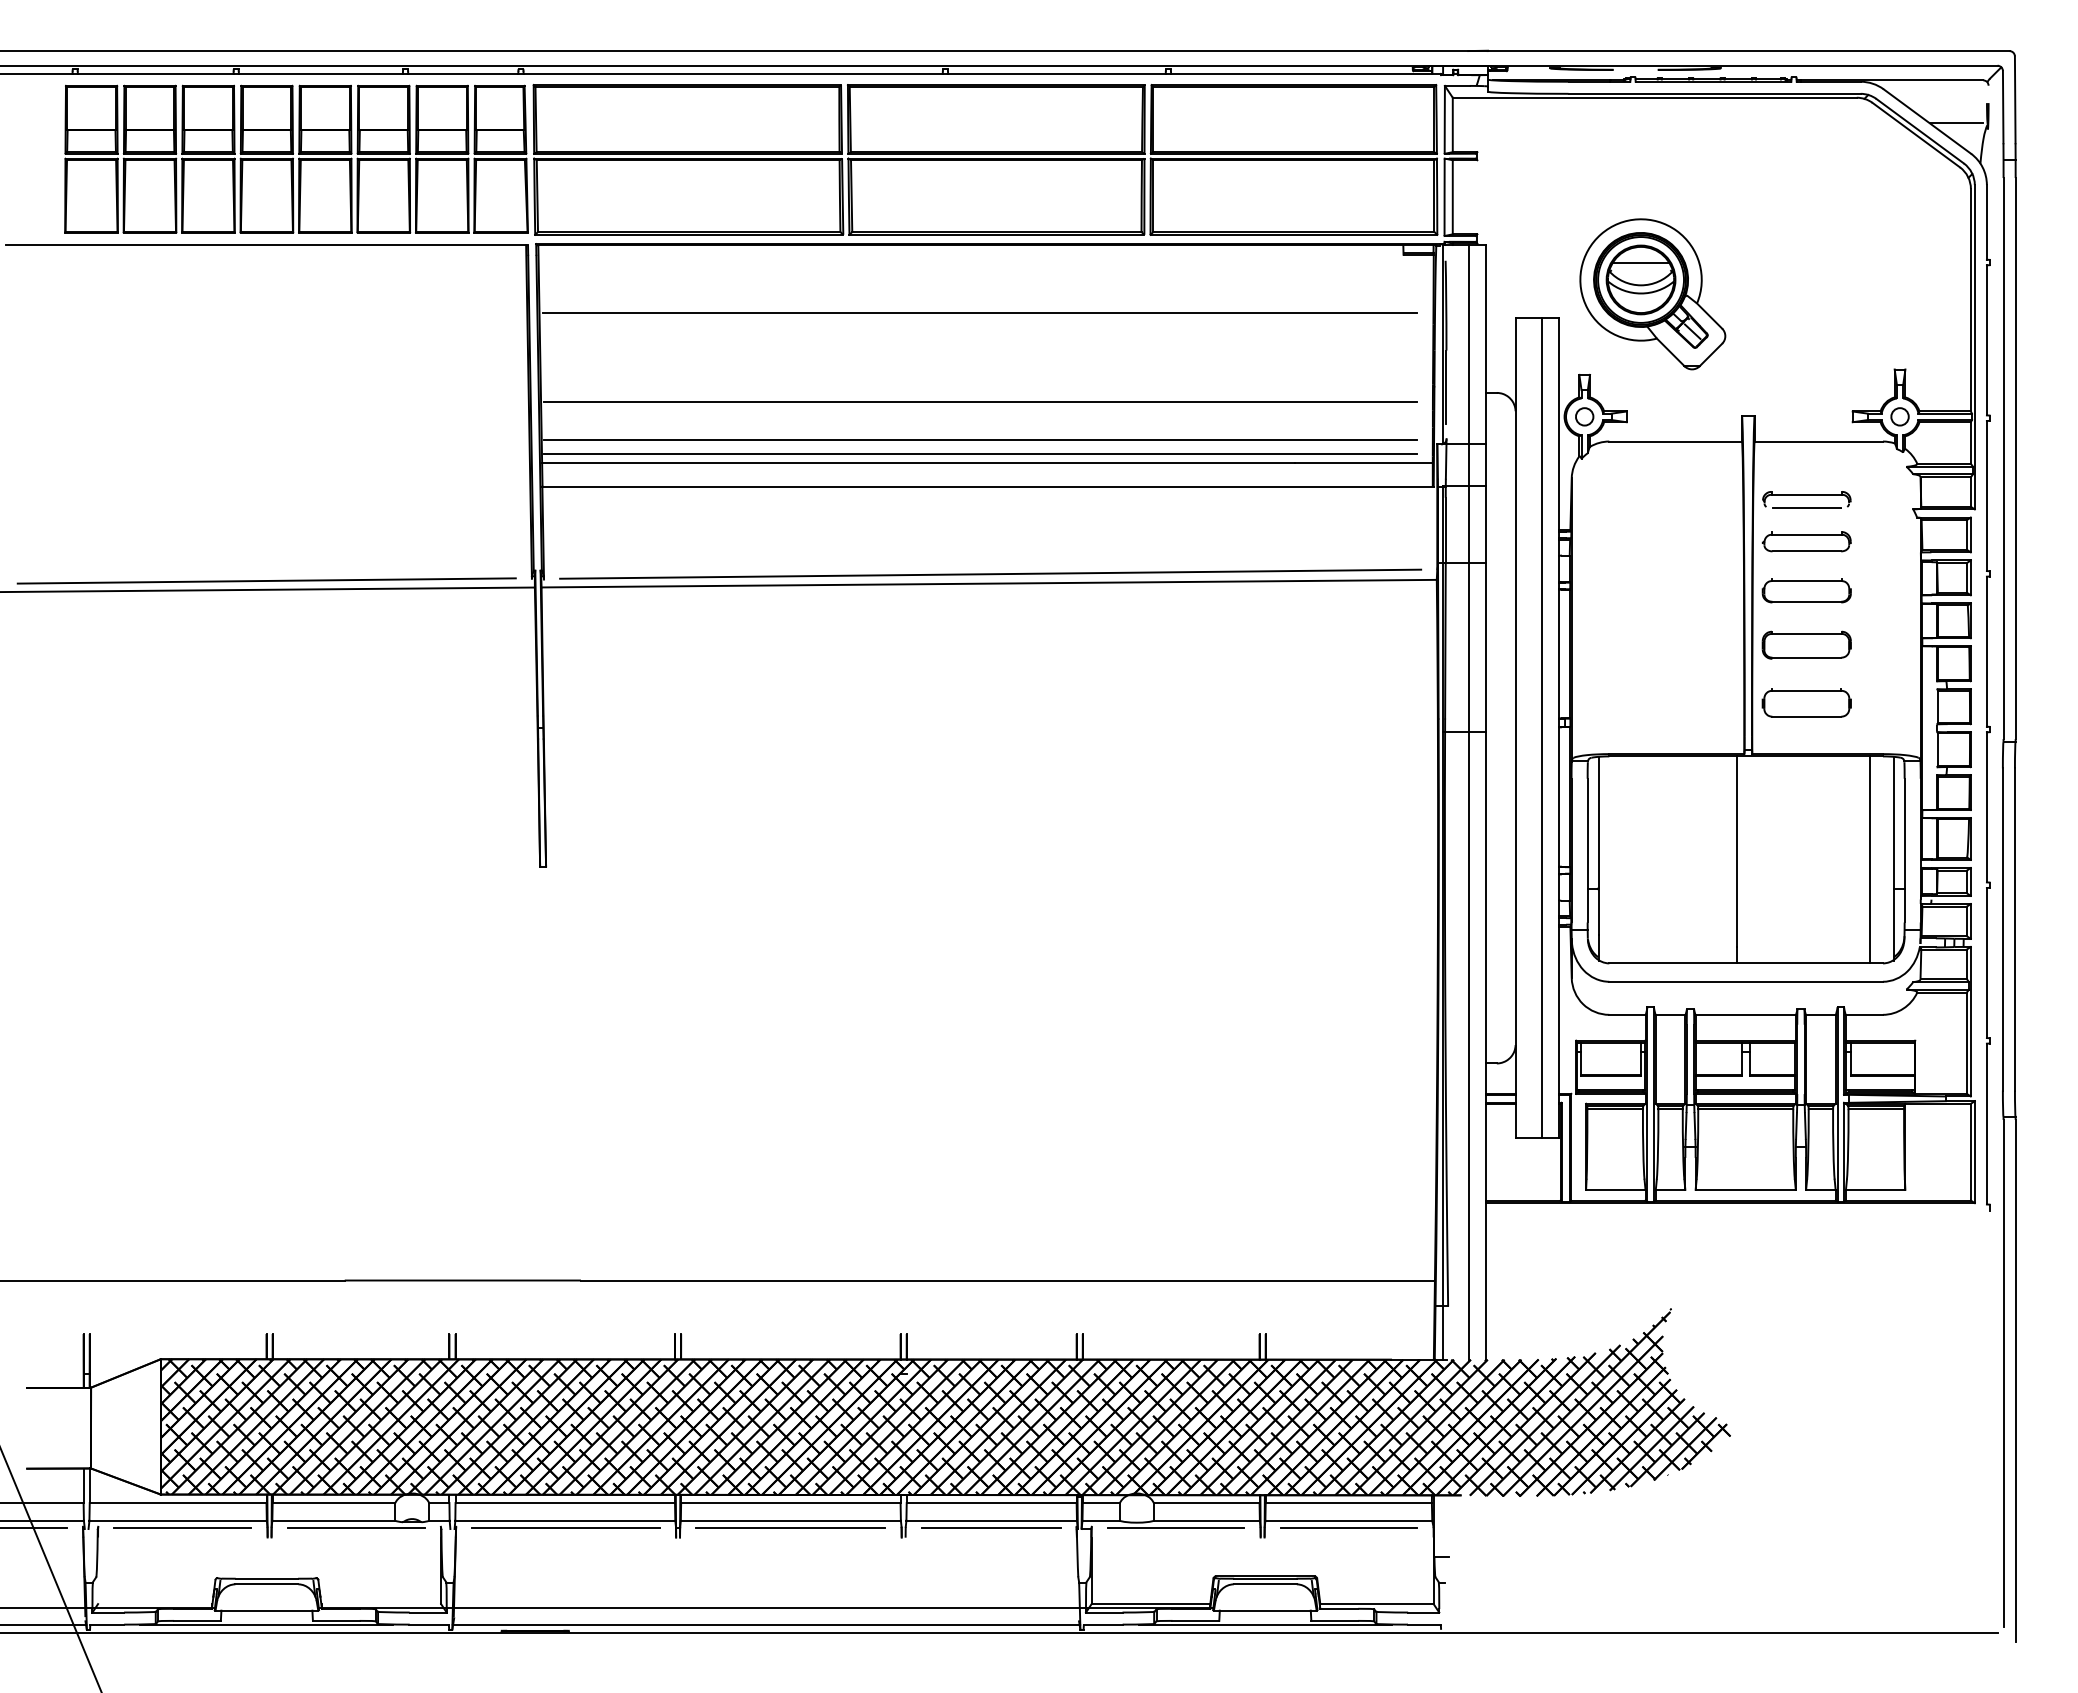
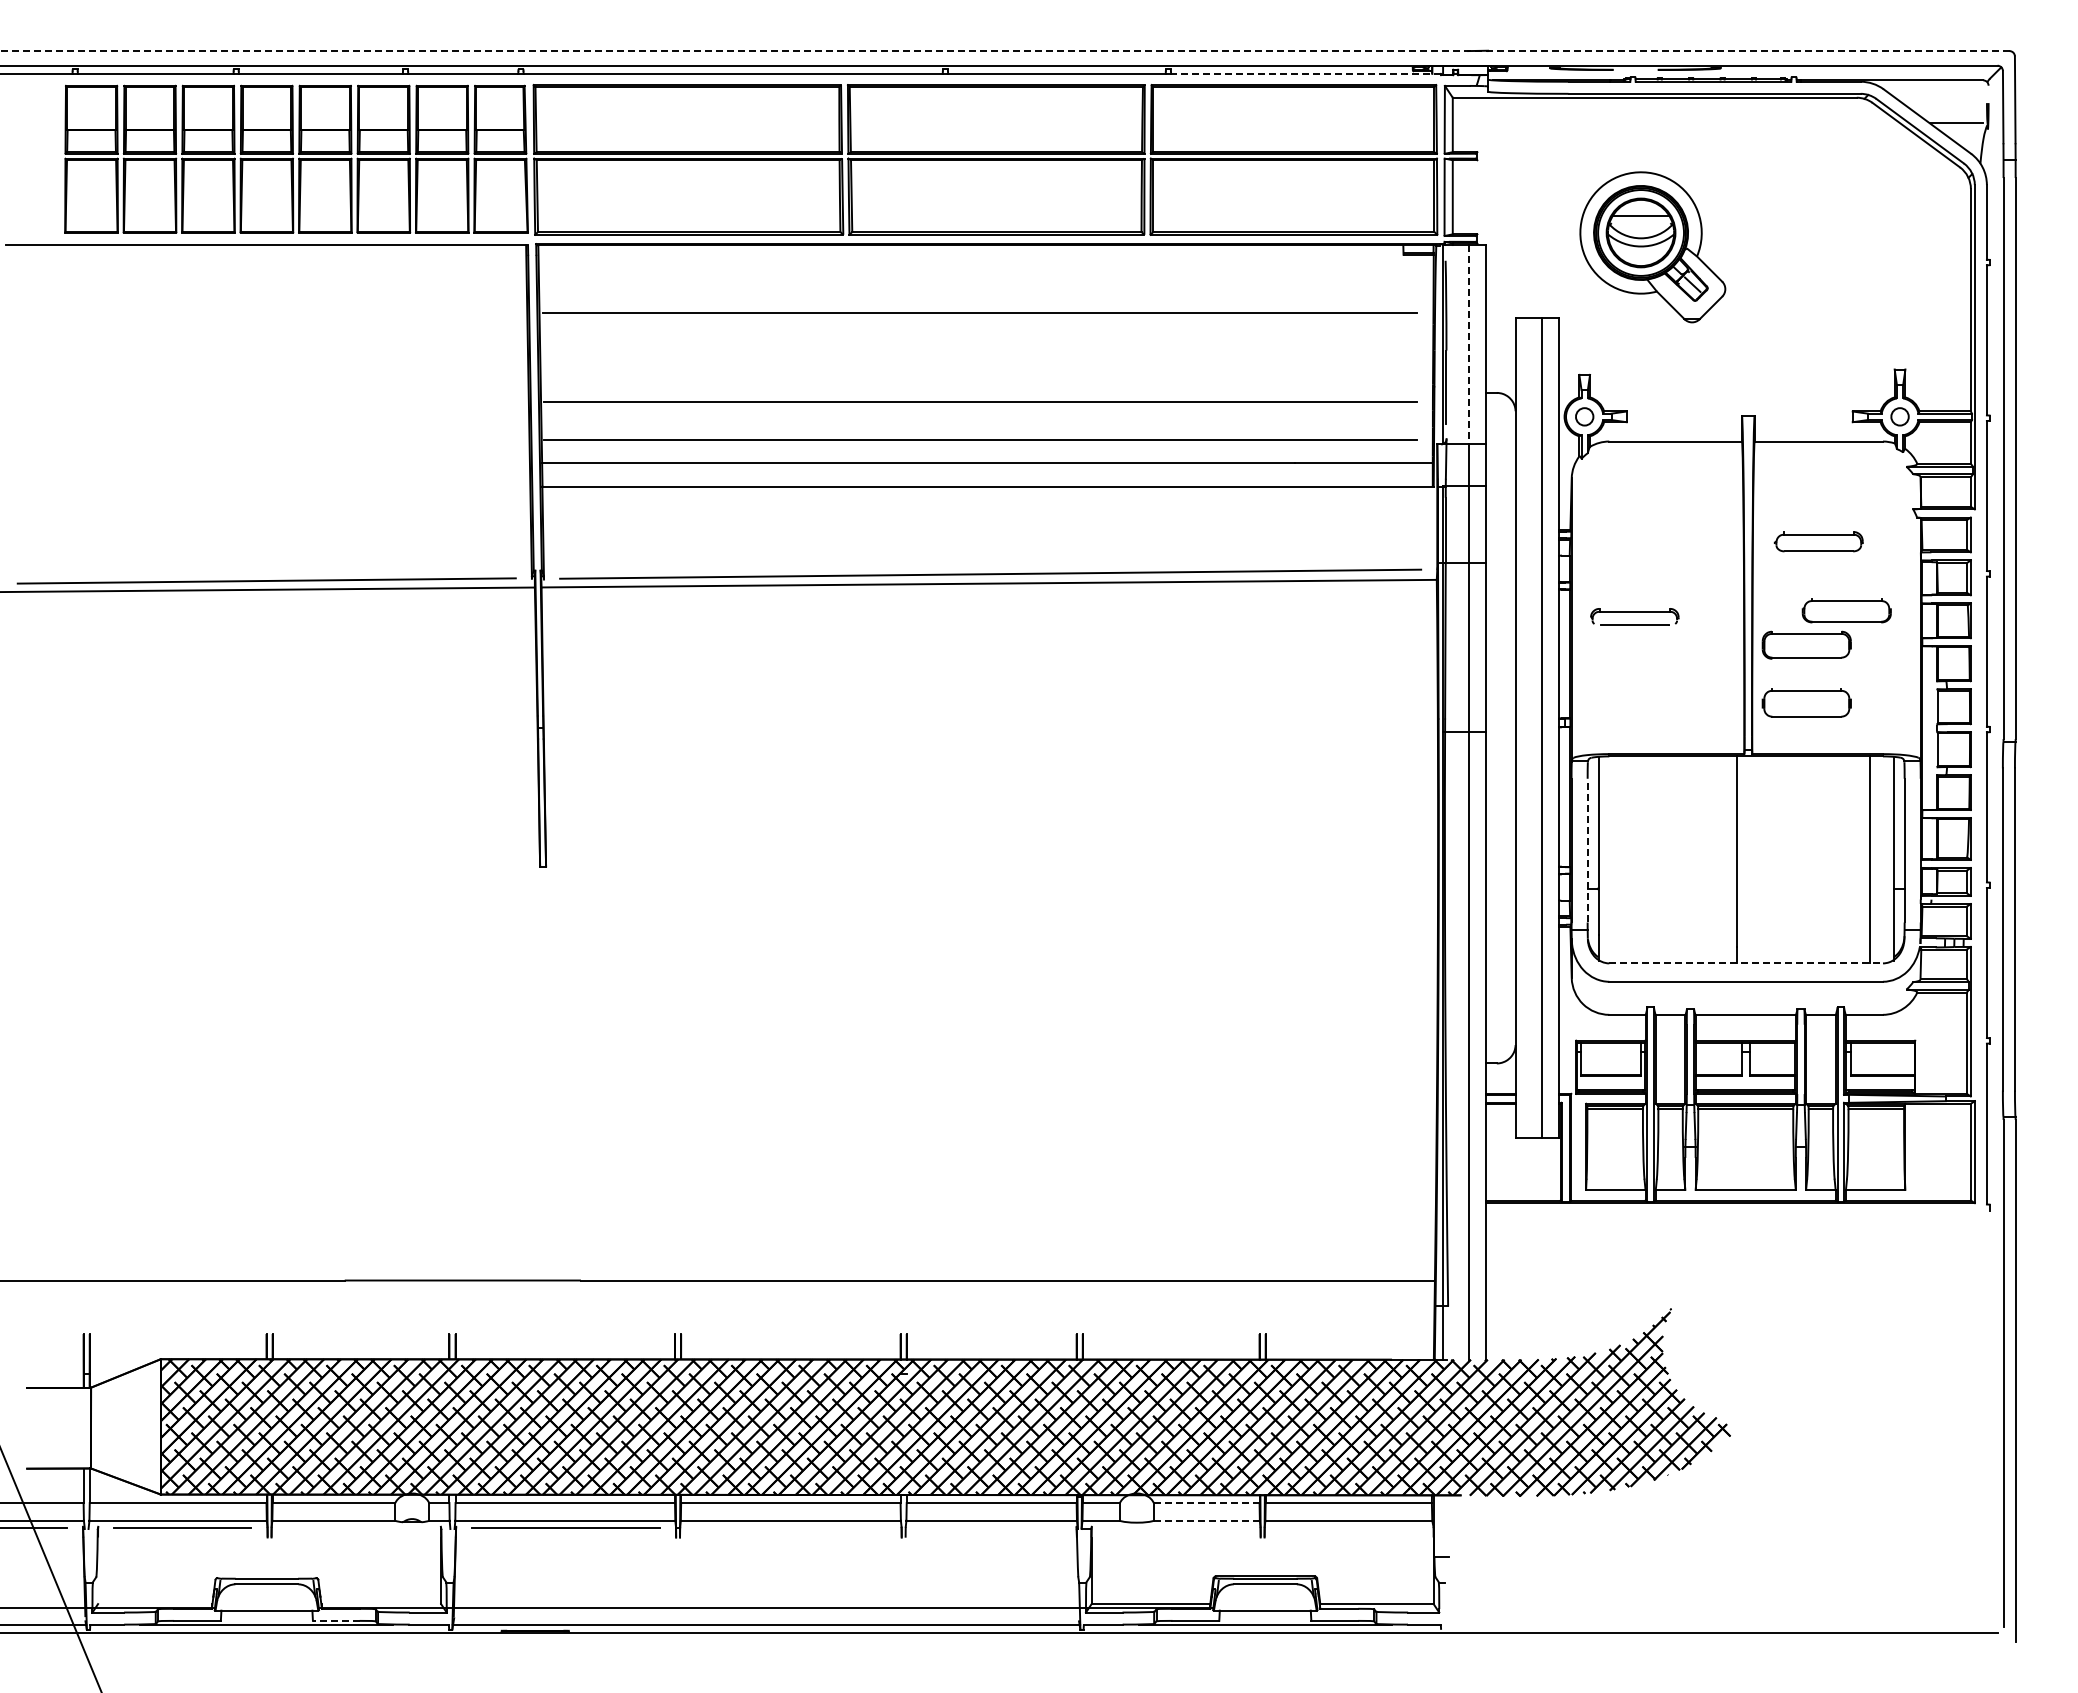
line: solid -> dashed (1005, 51)
line: solid -> dashed (1305, 73)
part position: (1652, 294) -> (1652, 247) (1652, 247)
line: solid -> dashed (1469, 345)
line: present -> none (979, 454)
part position: (1806, 499) -> (1634, 616) (1634, 616)
part position: (1806, 541) -> (1818, 541) (1818, 541)
part position: (1806, 590) -> (1846, 610) (1846, 610)
line: solid -> dashed (1587, 850)
line: solid -> dashed (1746, 963)
line: solid -> dashed (1206, 1503)
line: solid -> dashed (1206, 1520)
line: present -> none (355, 1527)
line: present -> none (790, 1527)
line: present -> none (990, 1527)
line: present -> none (1175, 1527)
line: present -> none (1348, 1527)
line: solid -> dashed (335, 1620)
